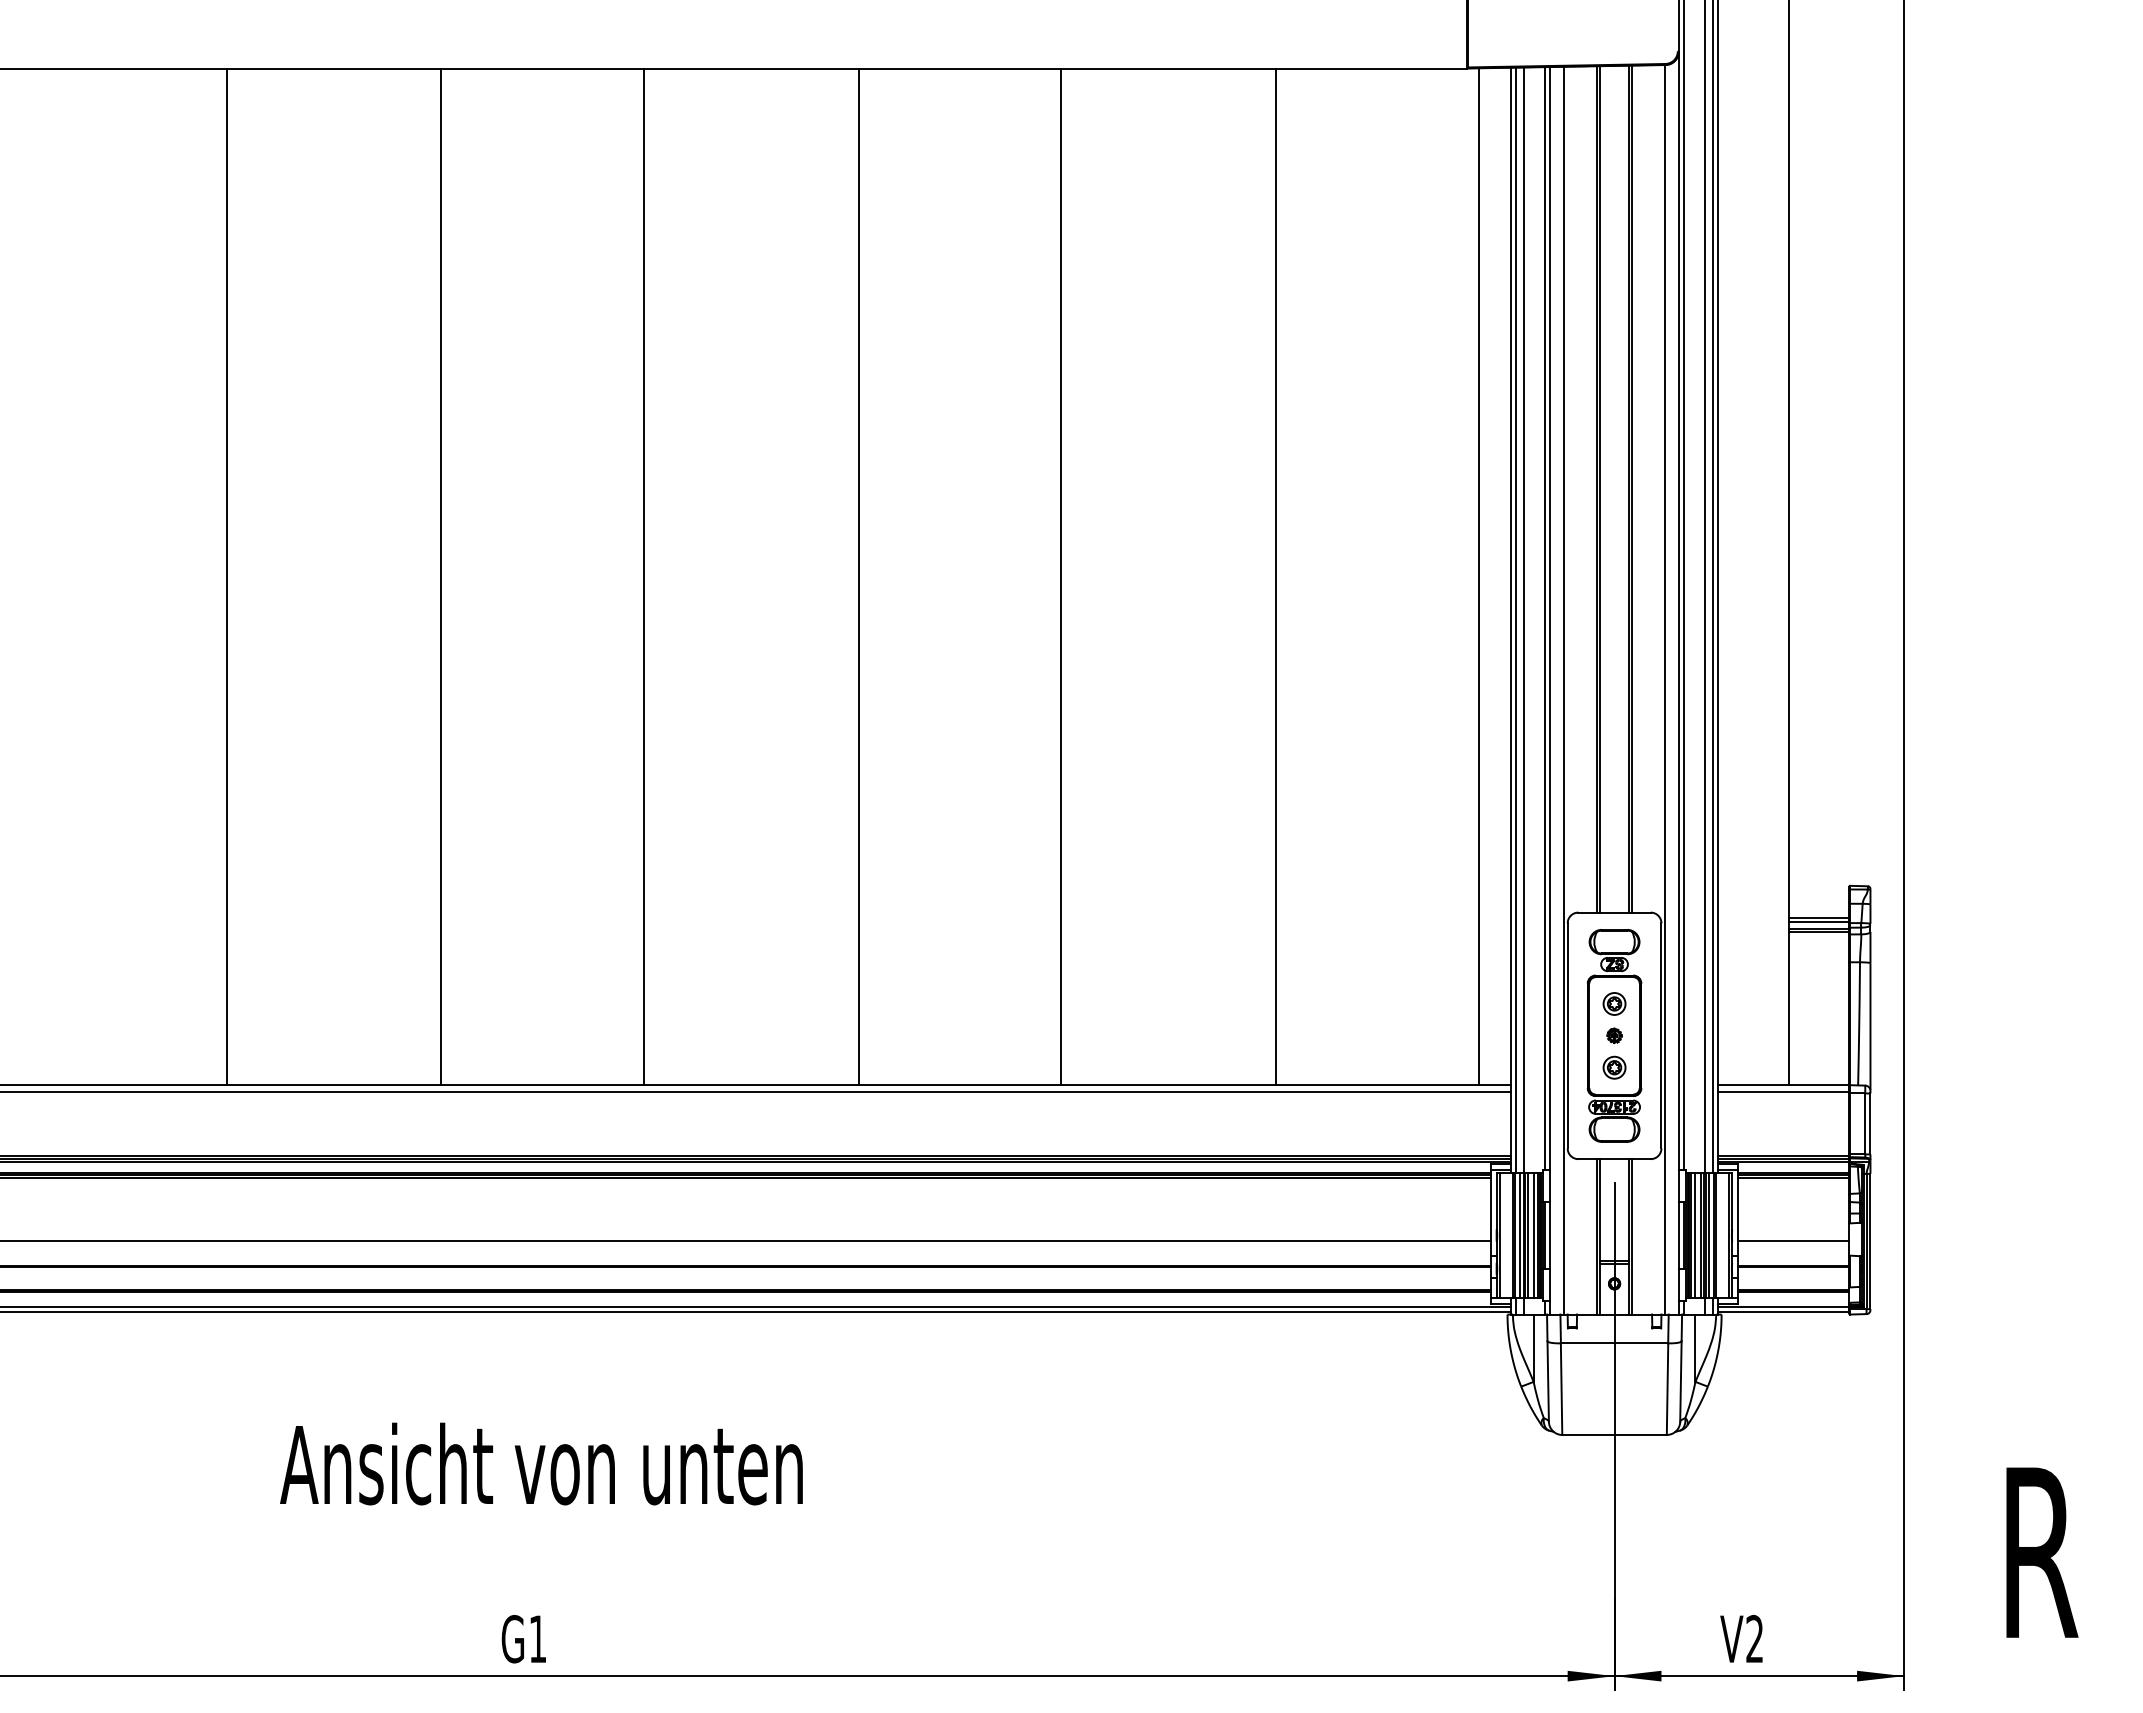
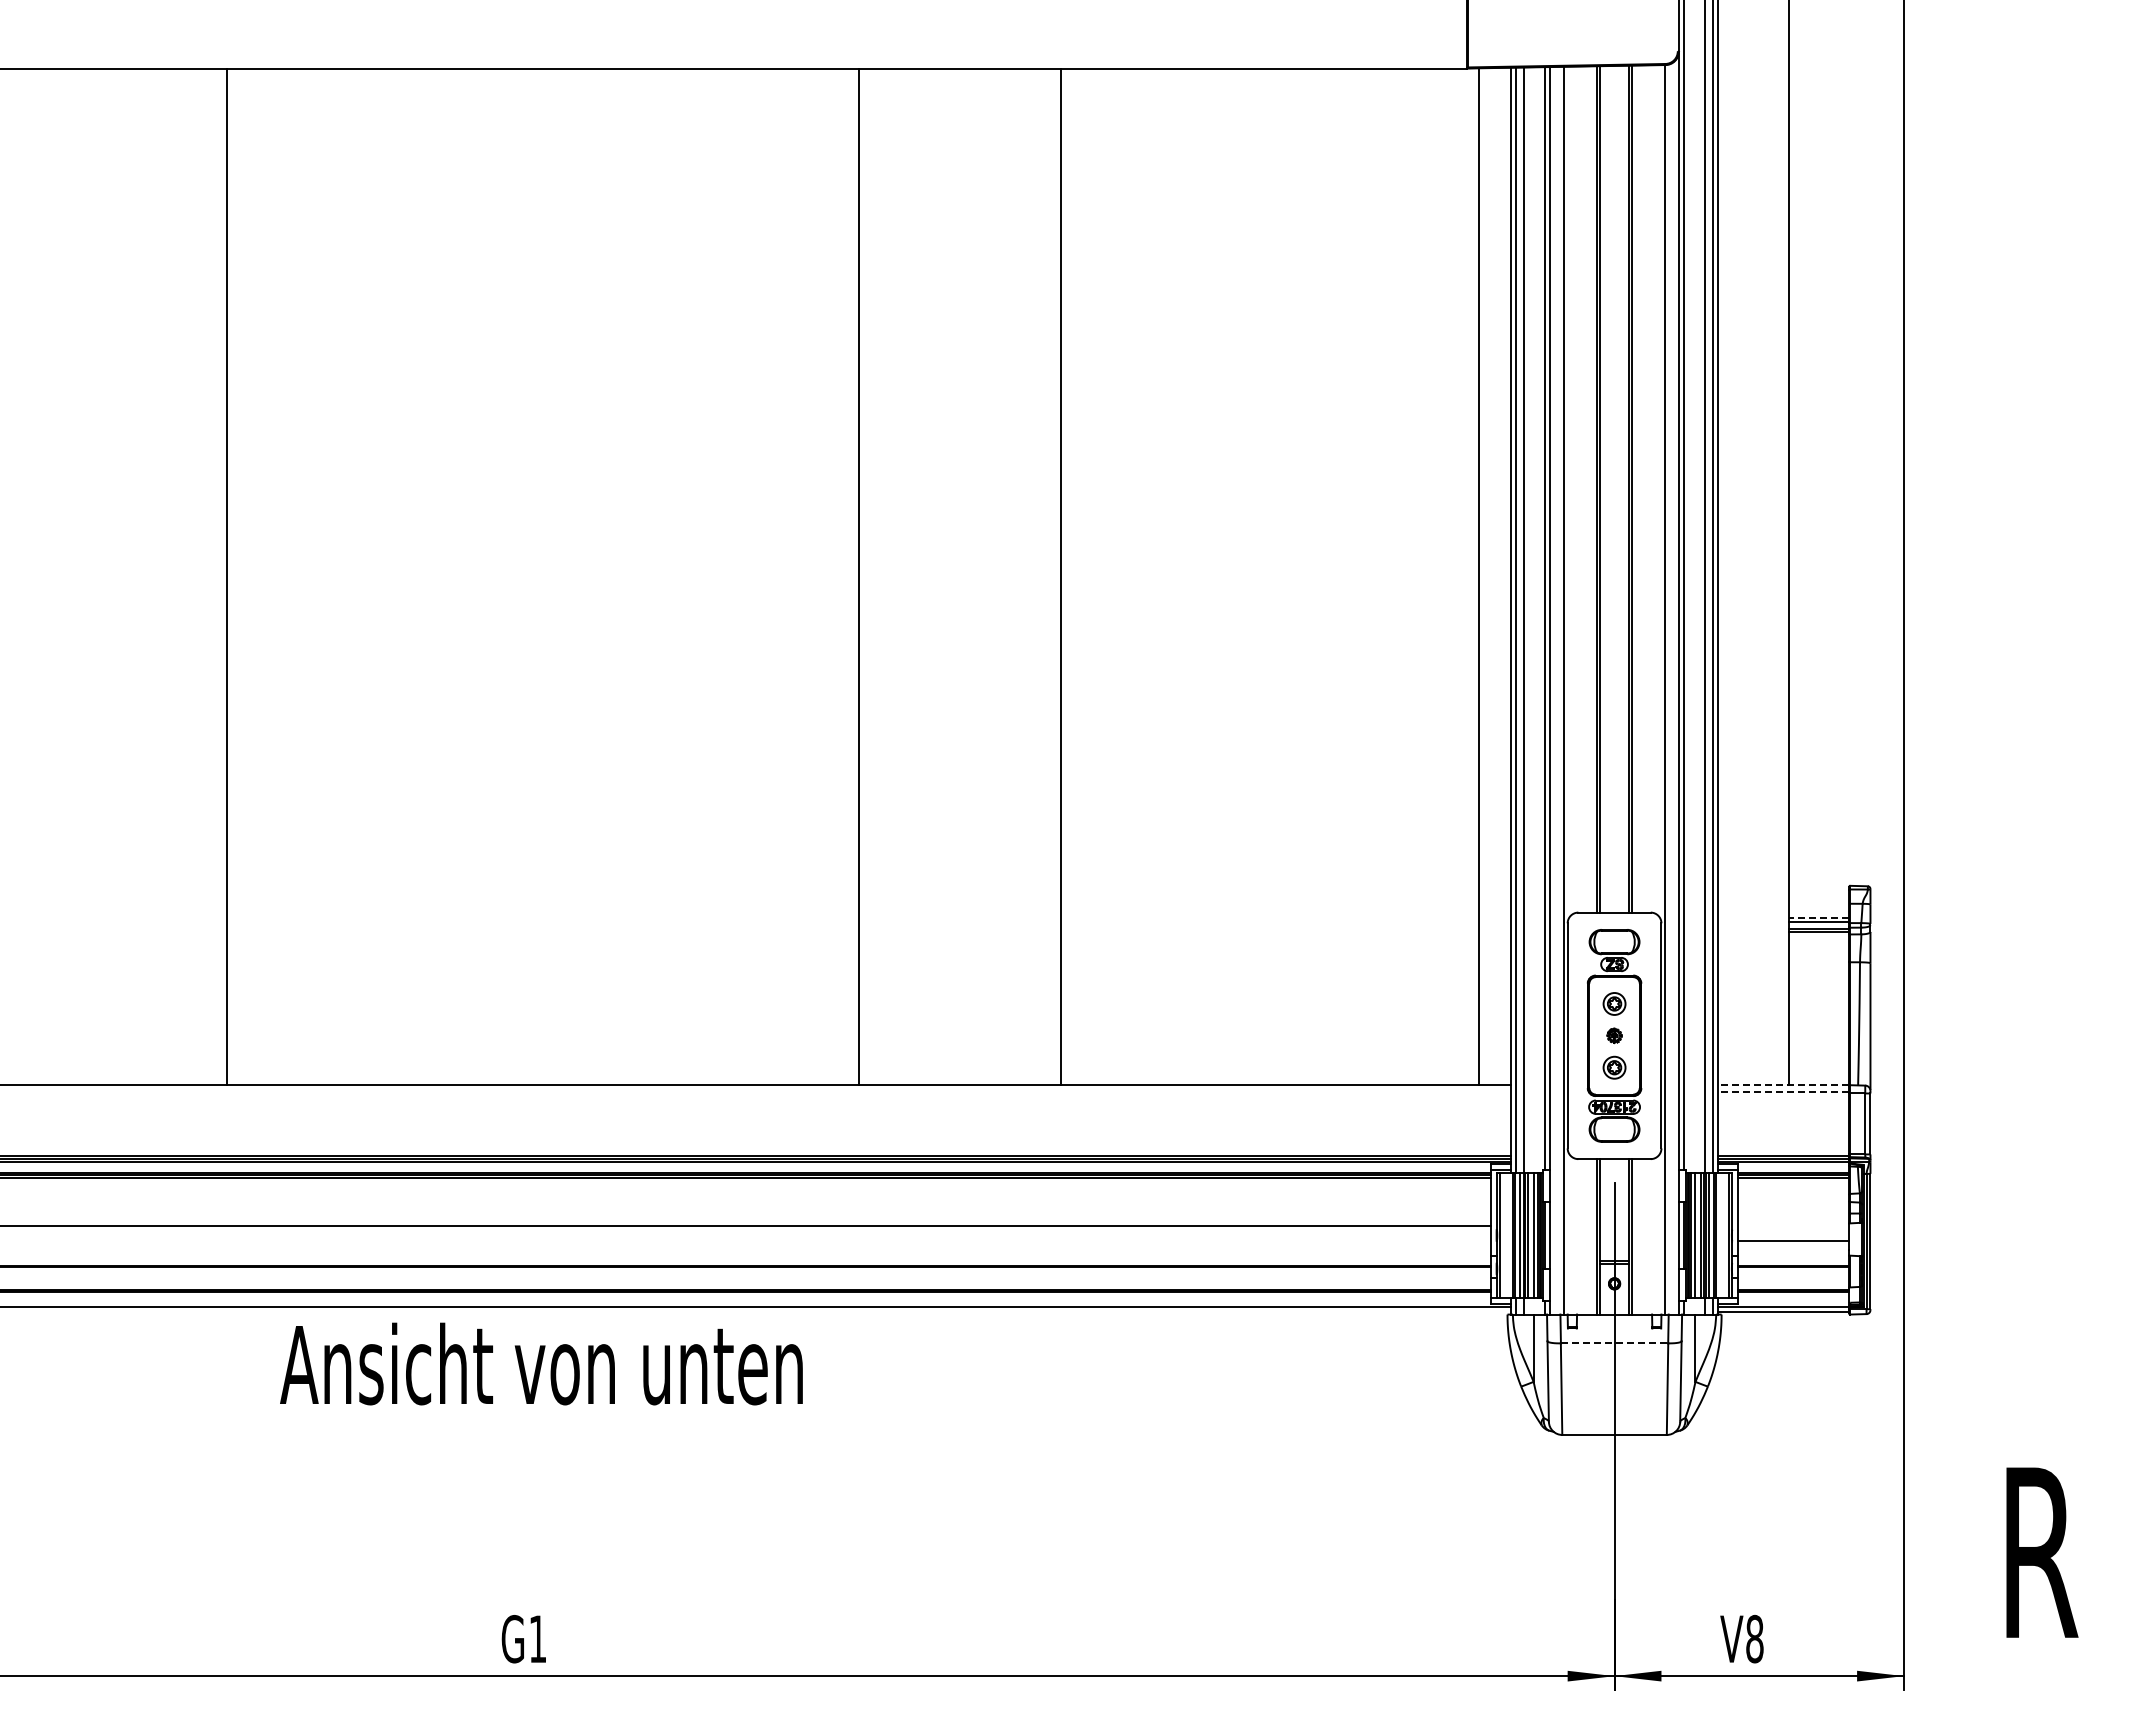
line: present -> none (441, 576)
line: present -> none (644, 576)
line: present -> none (1275, 576)
line: solid -> dashed (1818, 917)
line: solid -> dashed (1783, 1085)
line: present -> none (756, 1092)
line: solid -> dashed (1783, 1092)
line position: (746, 1240) -> (746, 1225) (746, 1225)
line: present -> none (756, 1311)
line: solid -> dashed (1614, 1343)
text position: (541, 1463) -> (541, 1363) (541, 1363)
text: V2 -> V8 (1754, 1638)
